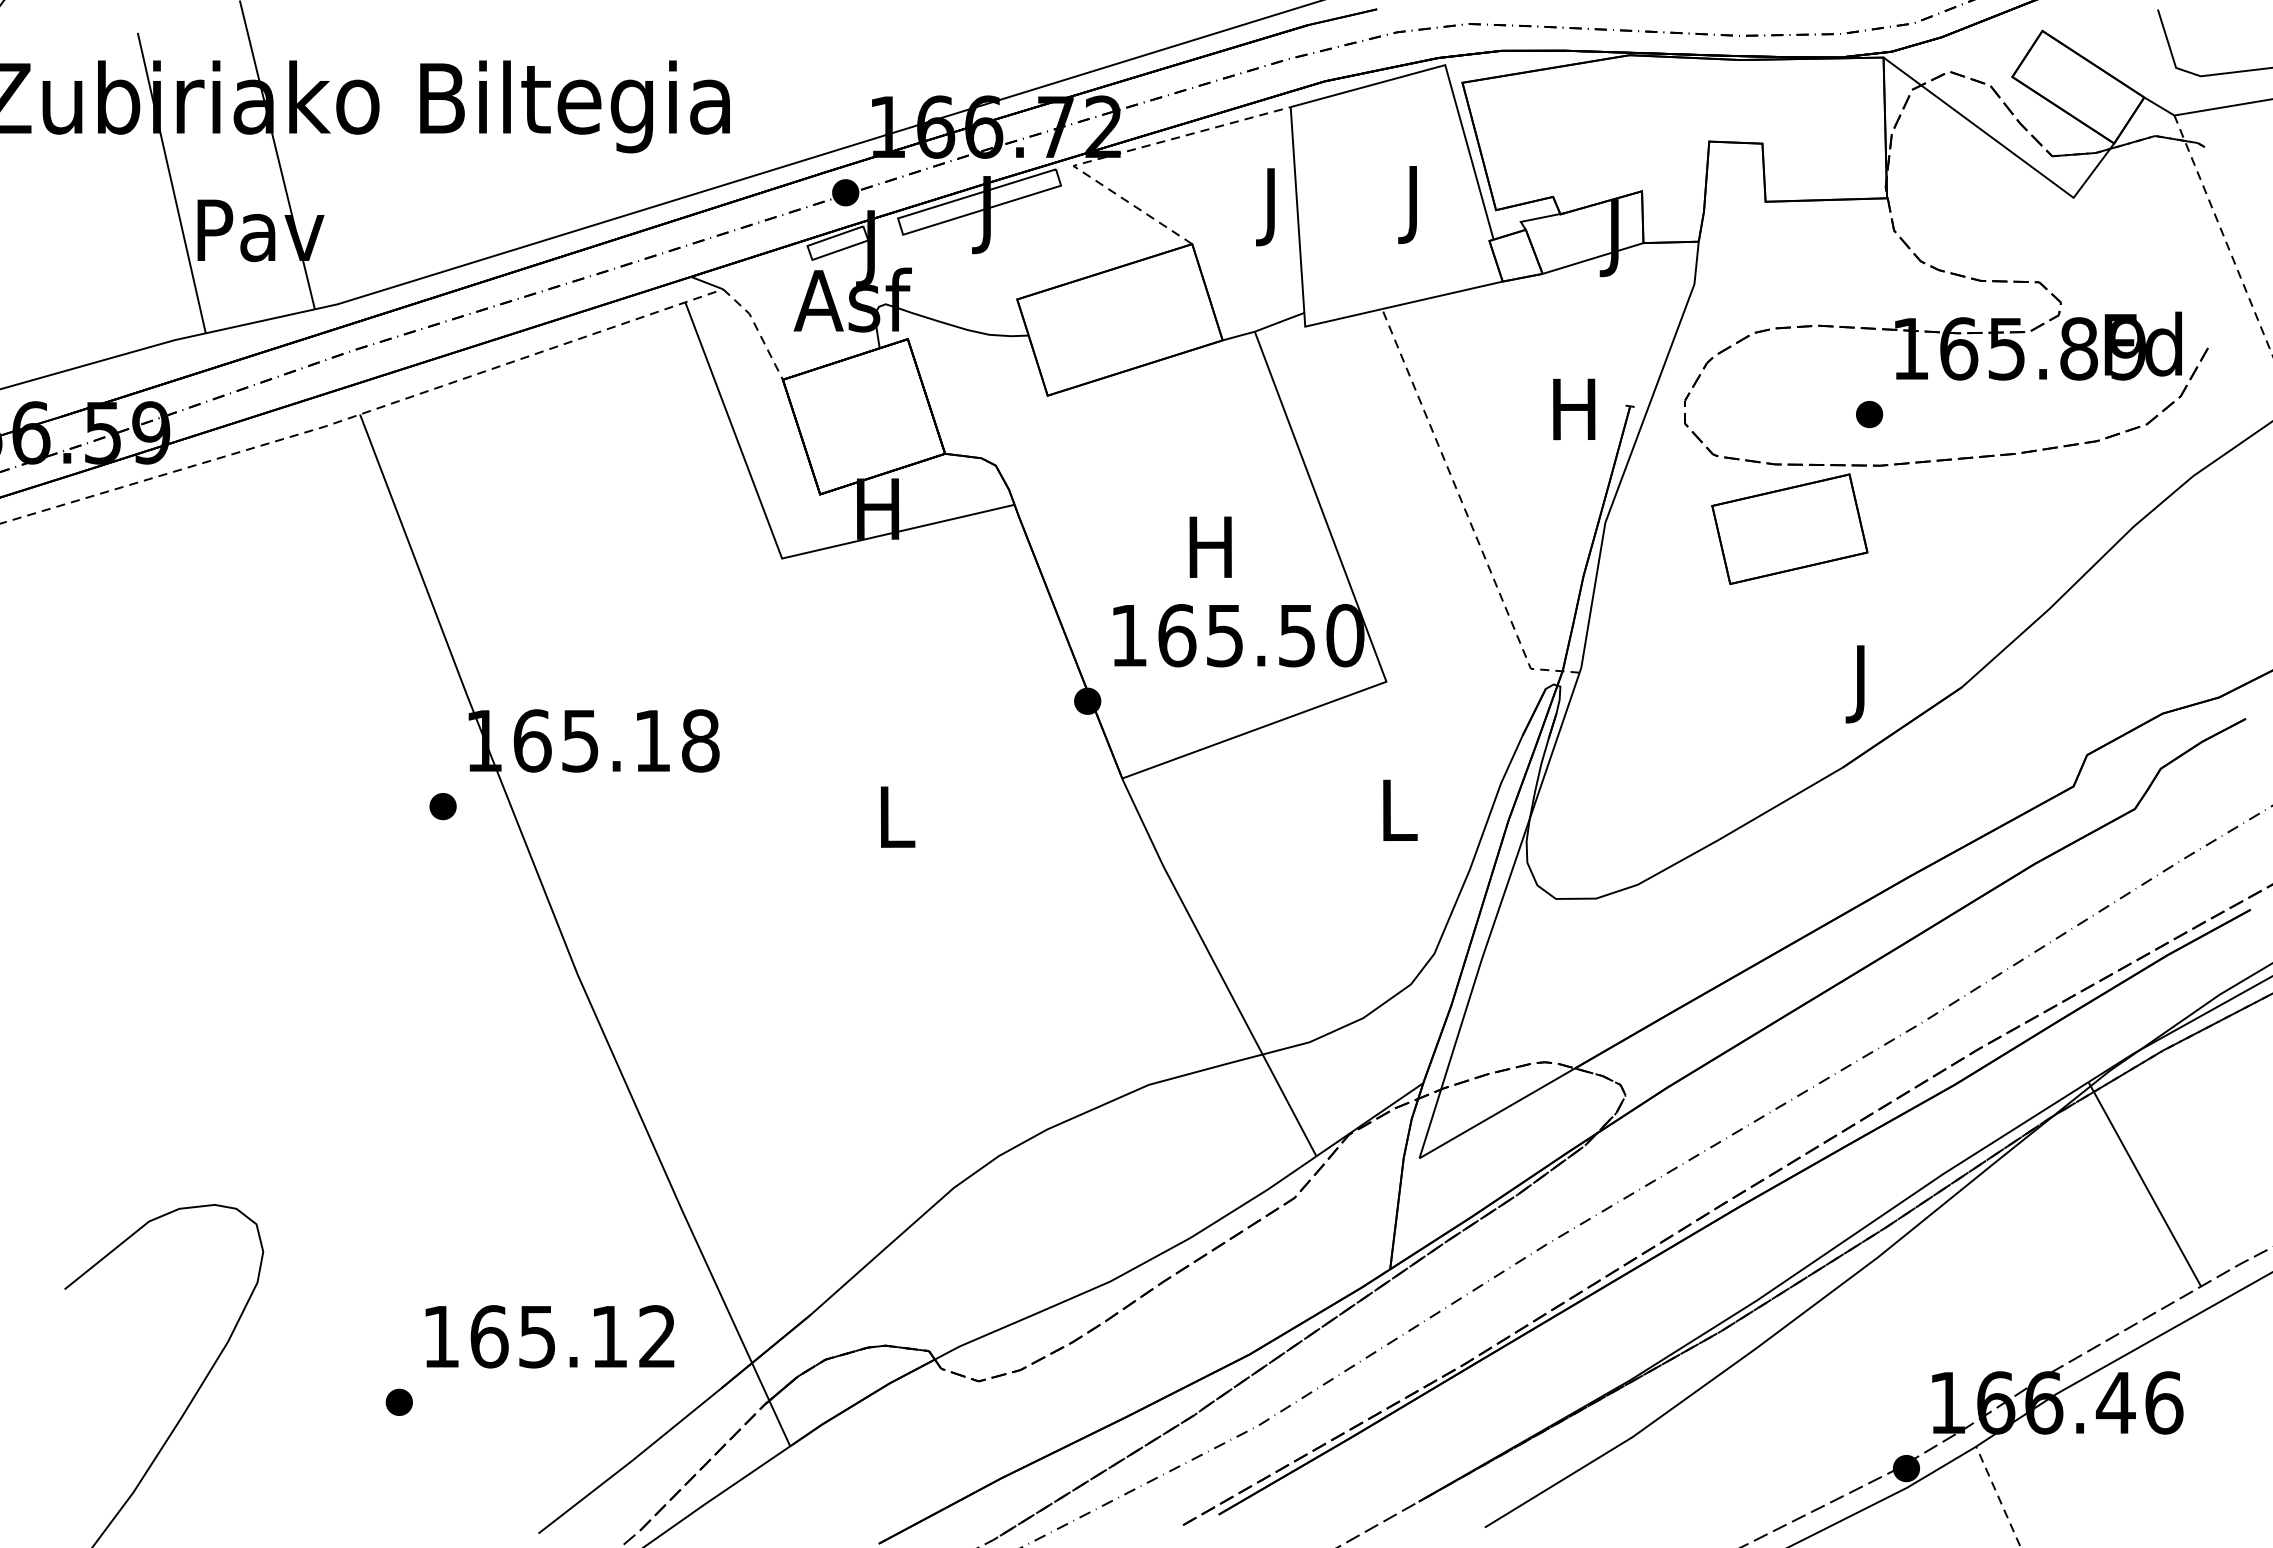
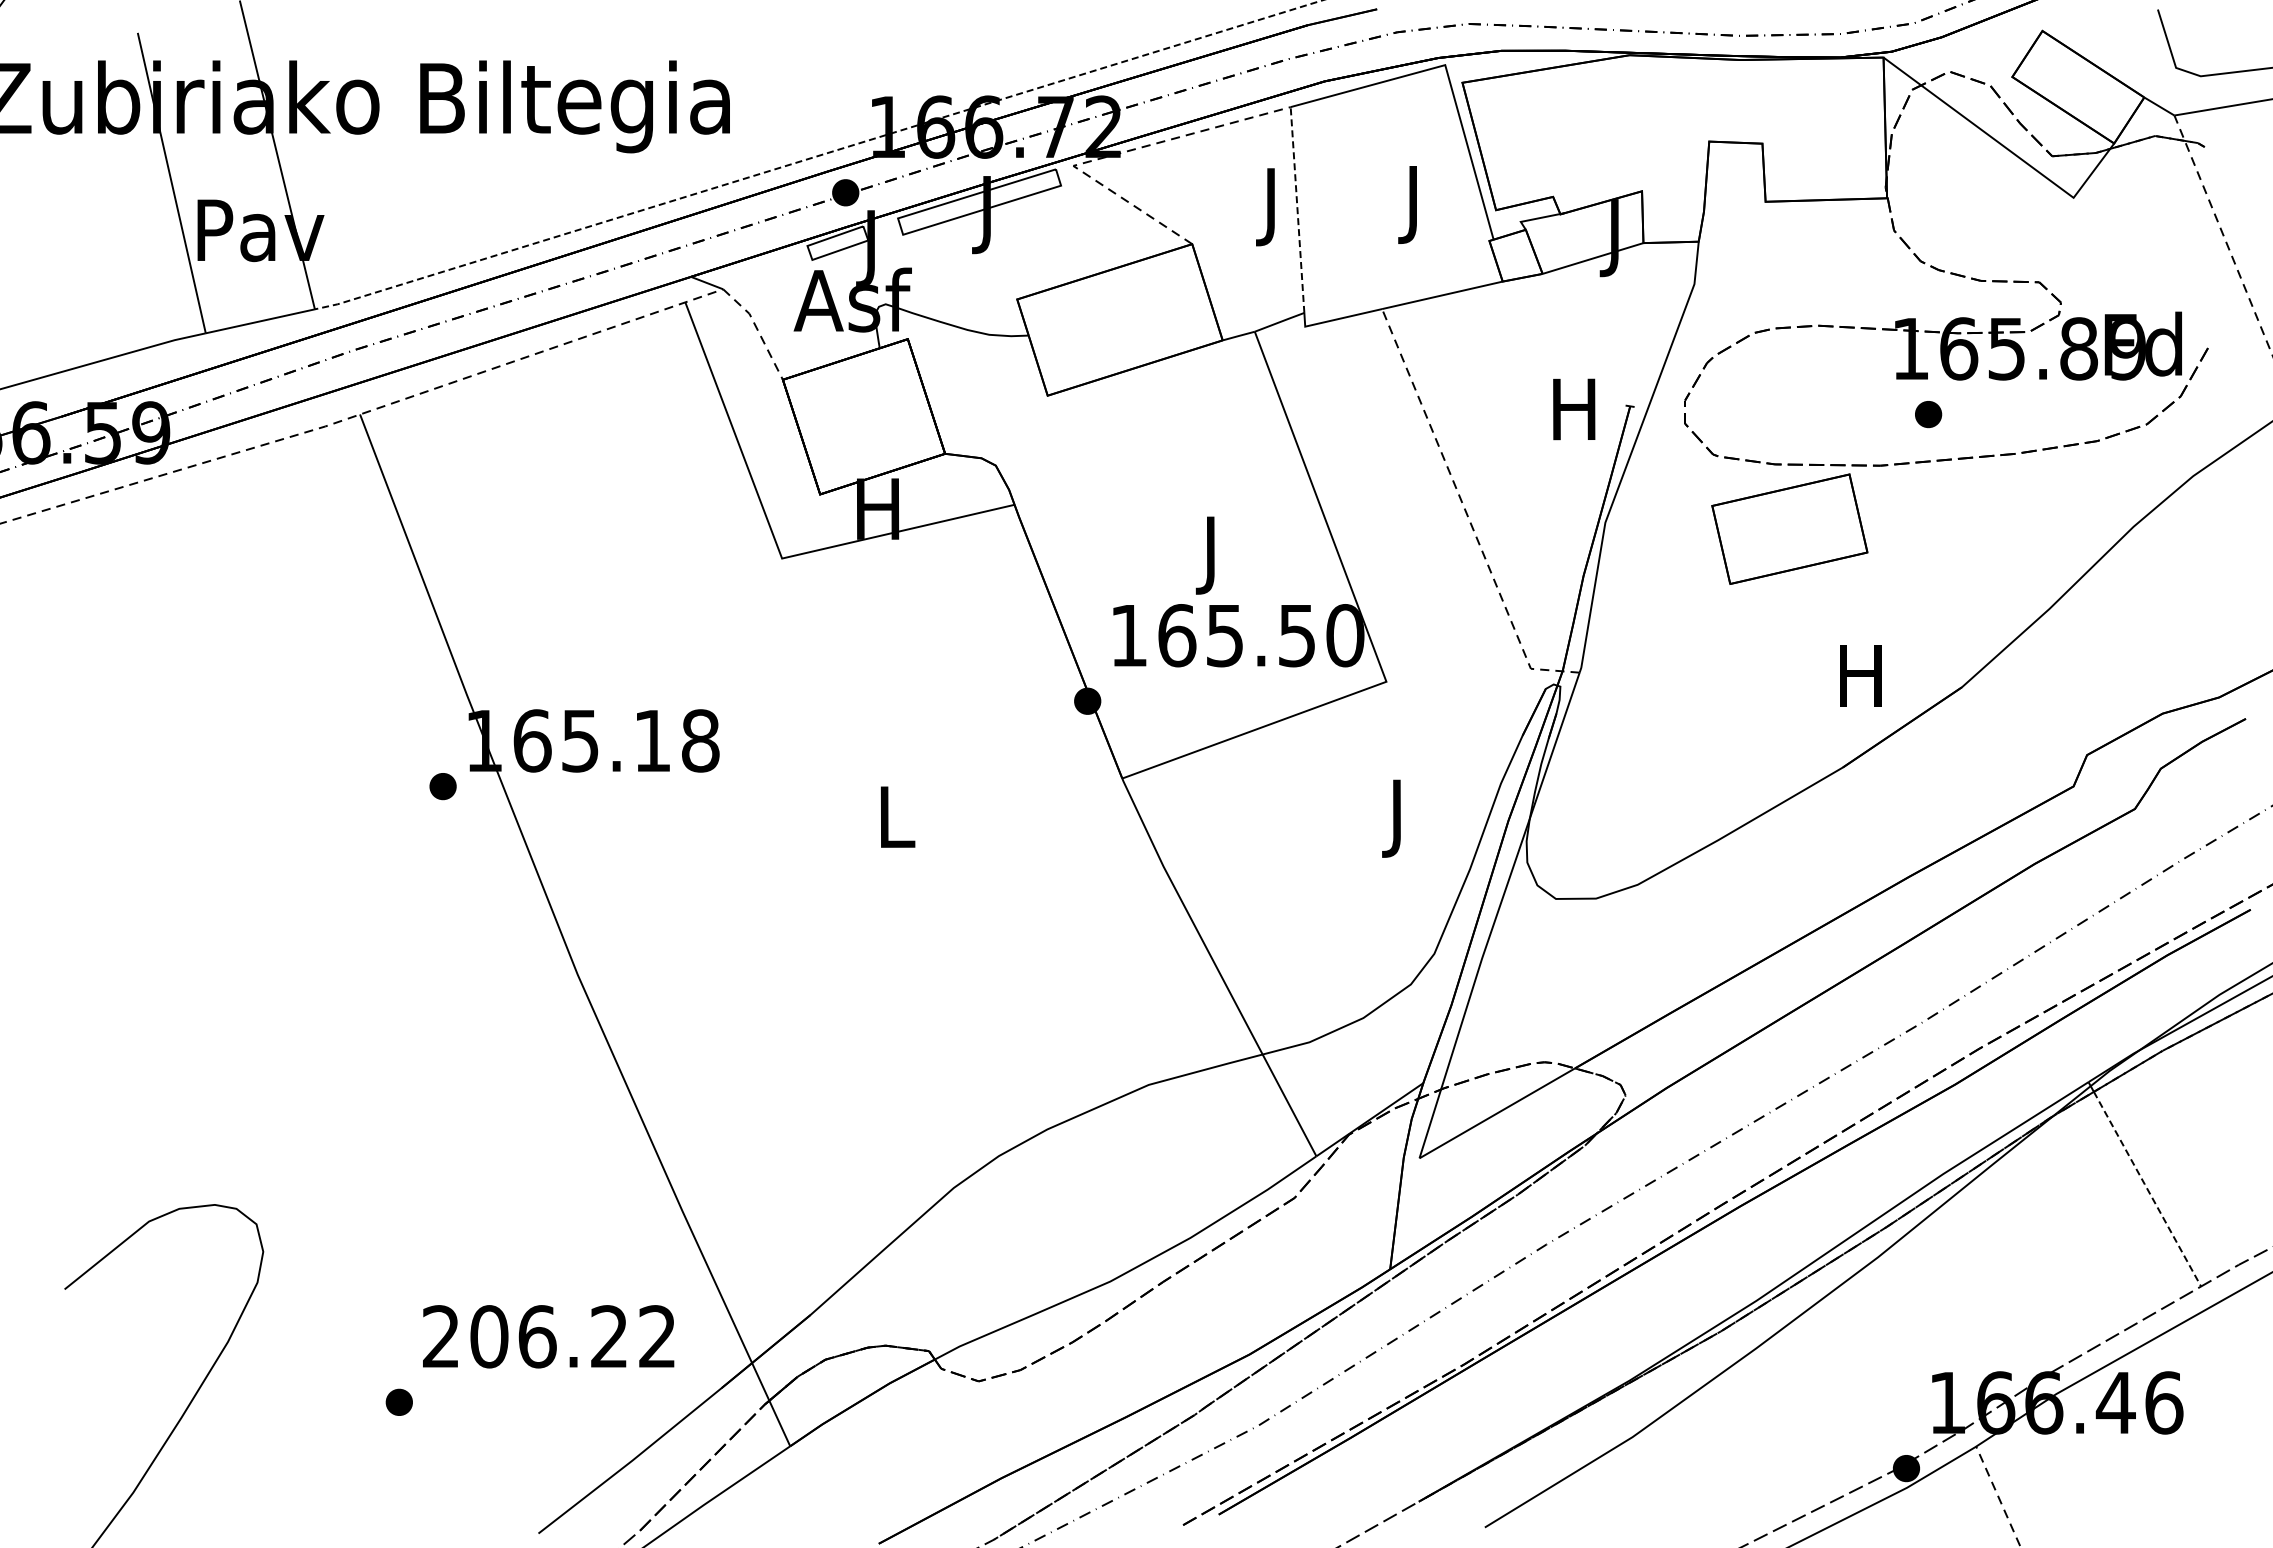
line: solid -> dashed (817, 156)
line: solid -> dashed (1297, 209)
part position: (1869, 414) -> (1928, 414) (1928, 414)
text: H -> J (1210, 555)
text: J -> H (1860, 684)
part position: (442, 806) -> (442, 786) (442, 786)
text: L -> J (1399, 818)
line: solid -> dashed (2147, 1188)
text: 165.12 -> 206.22 (524, 1336)
